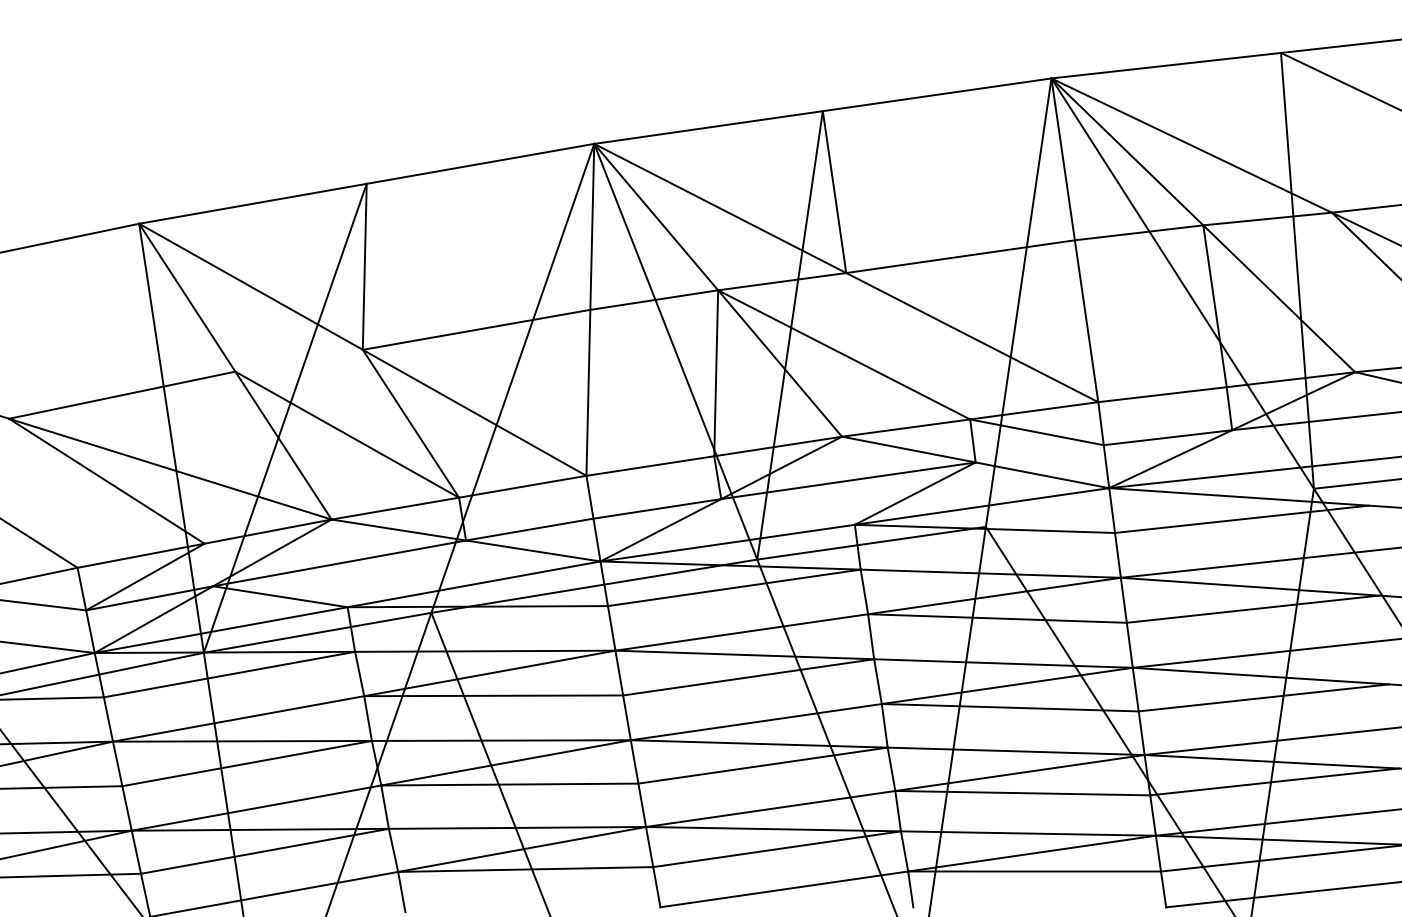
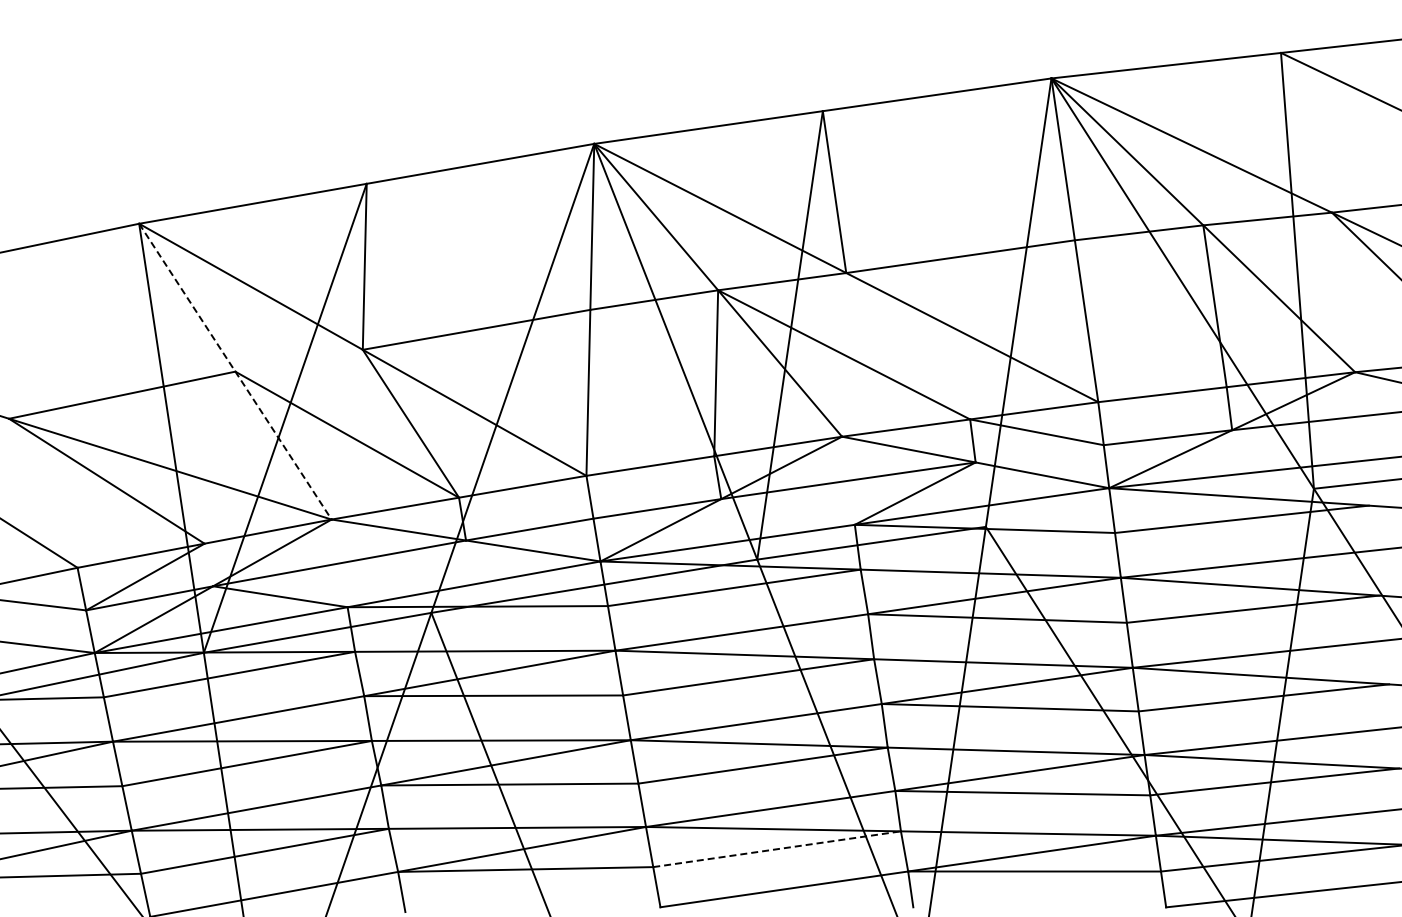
line: solid -> dashed (235, 372)
line: solid -> dashed (777, 849)
